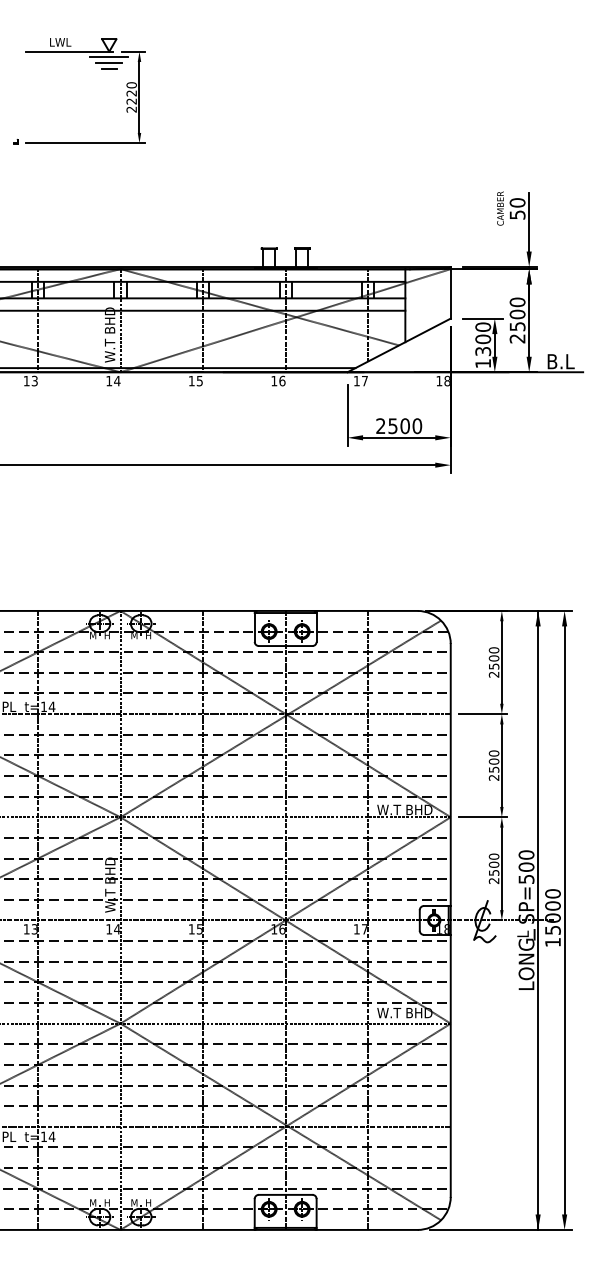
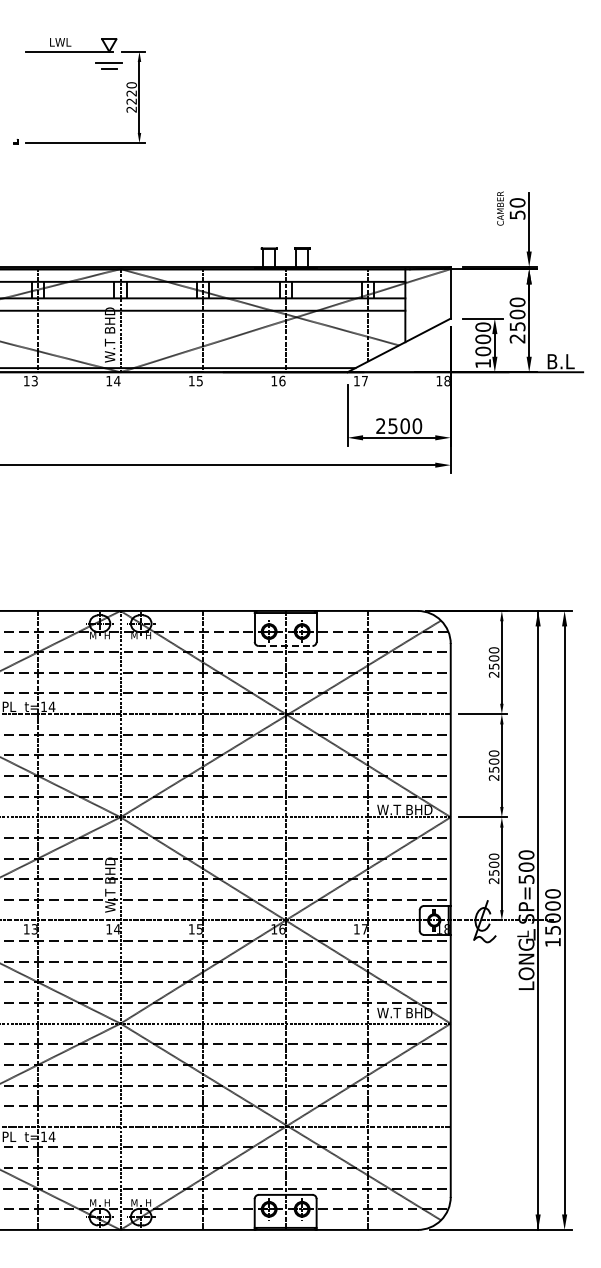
line: present -> none (109, 57)
text: 1300 -> 1000 (483, 351)
line: solid -> dashed (285, 646)
